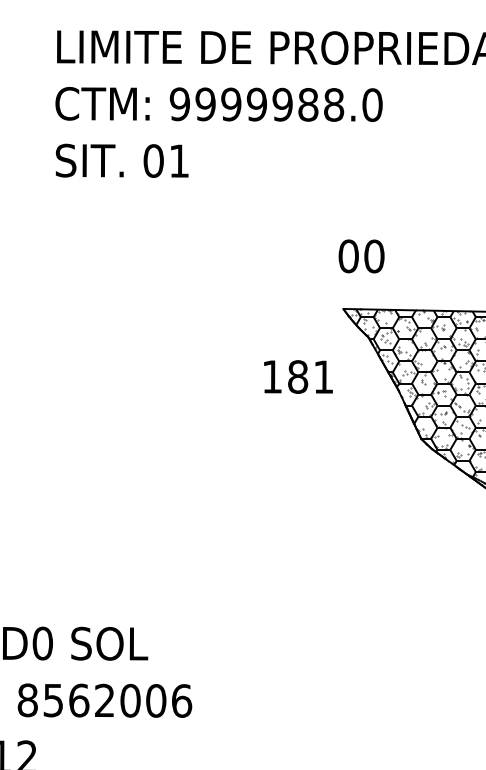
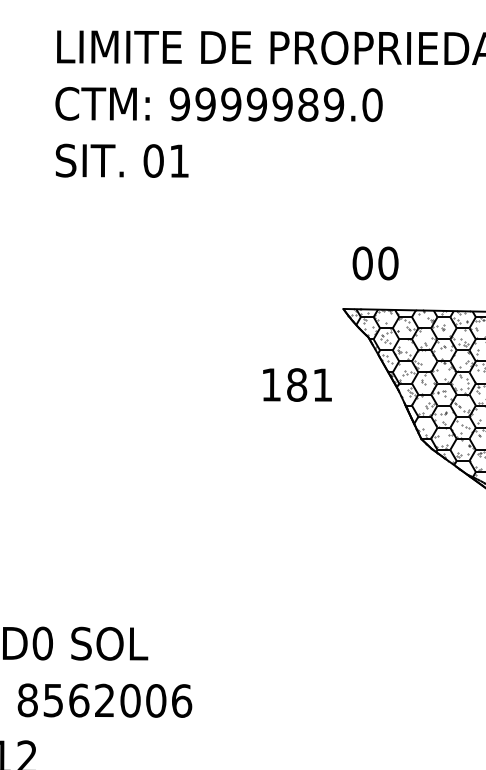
text: 9999988.0 -> 9999989.0 (333, 104)
text position: (361, 256) -> (375, 263) (375, 263)
text position: (298, 376) -> (297, 384) (297, 384)
